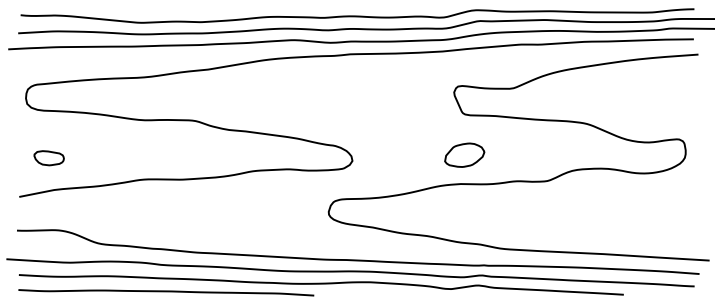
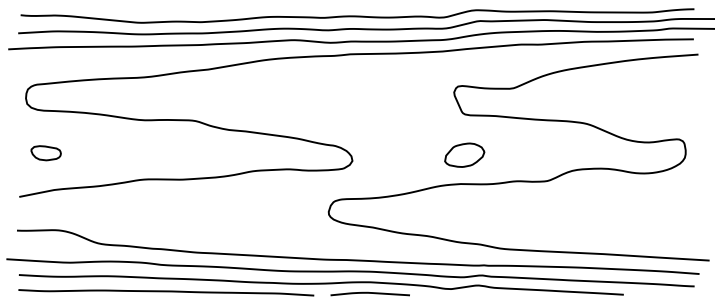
part position: (48, 158) -> (45, 153) (45, 153)
curve: none -> present (369, 293)
